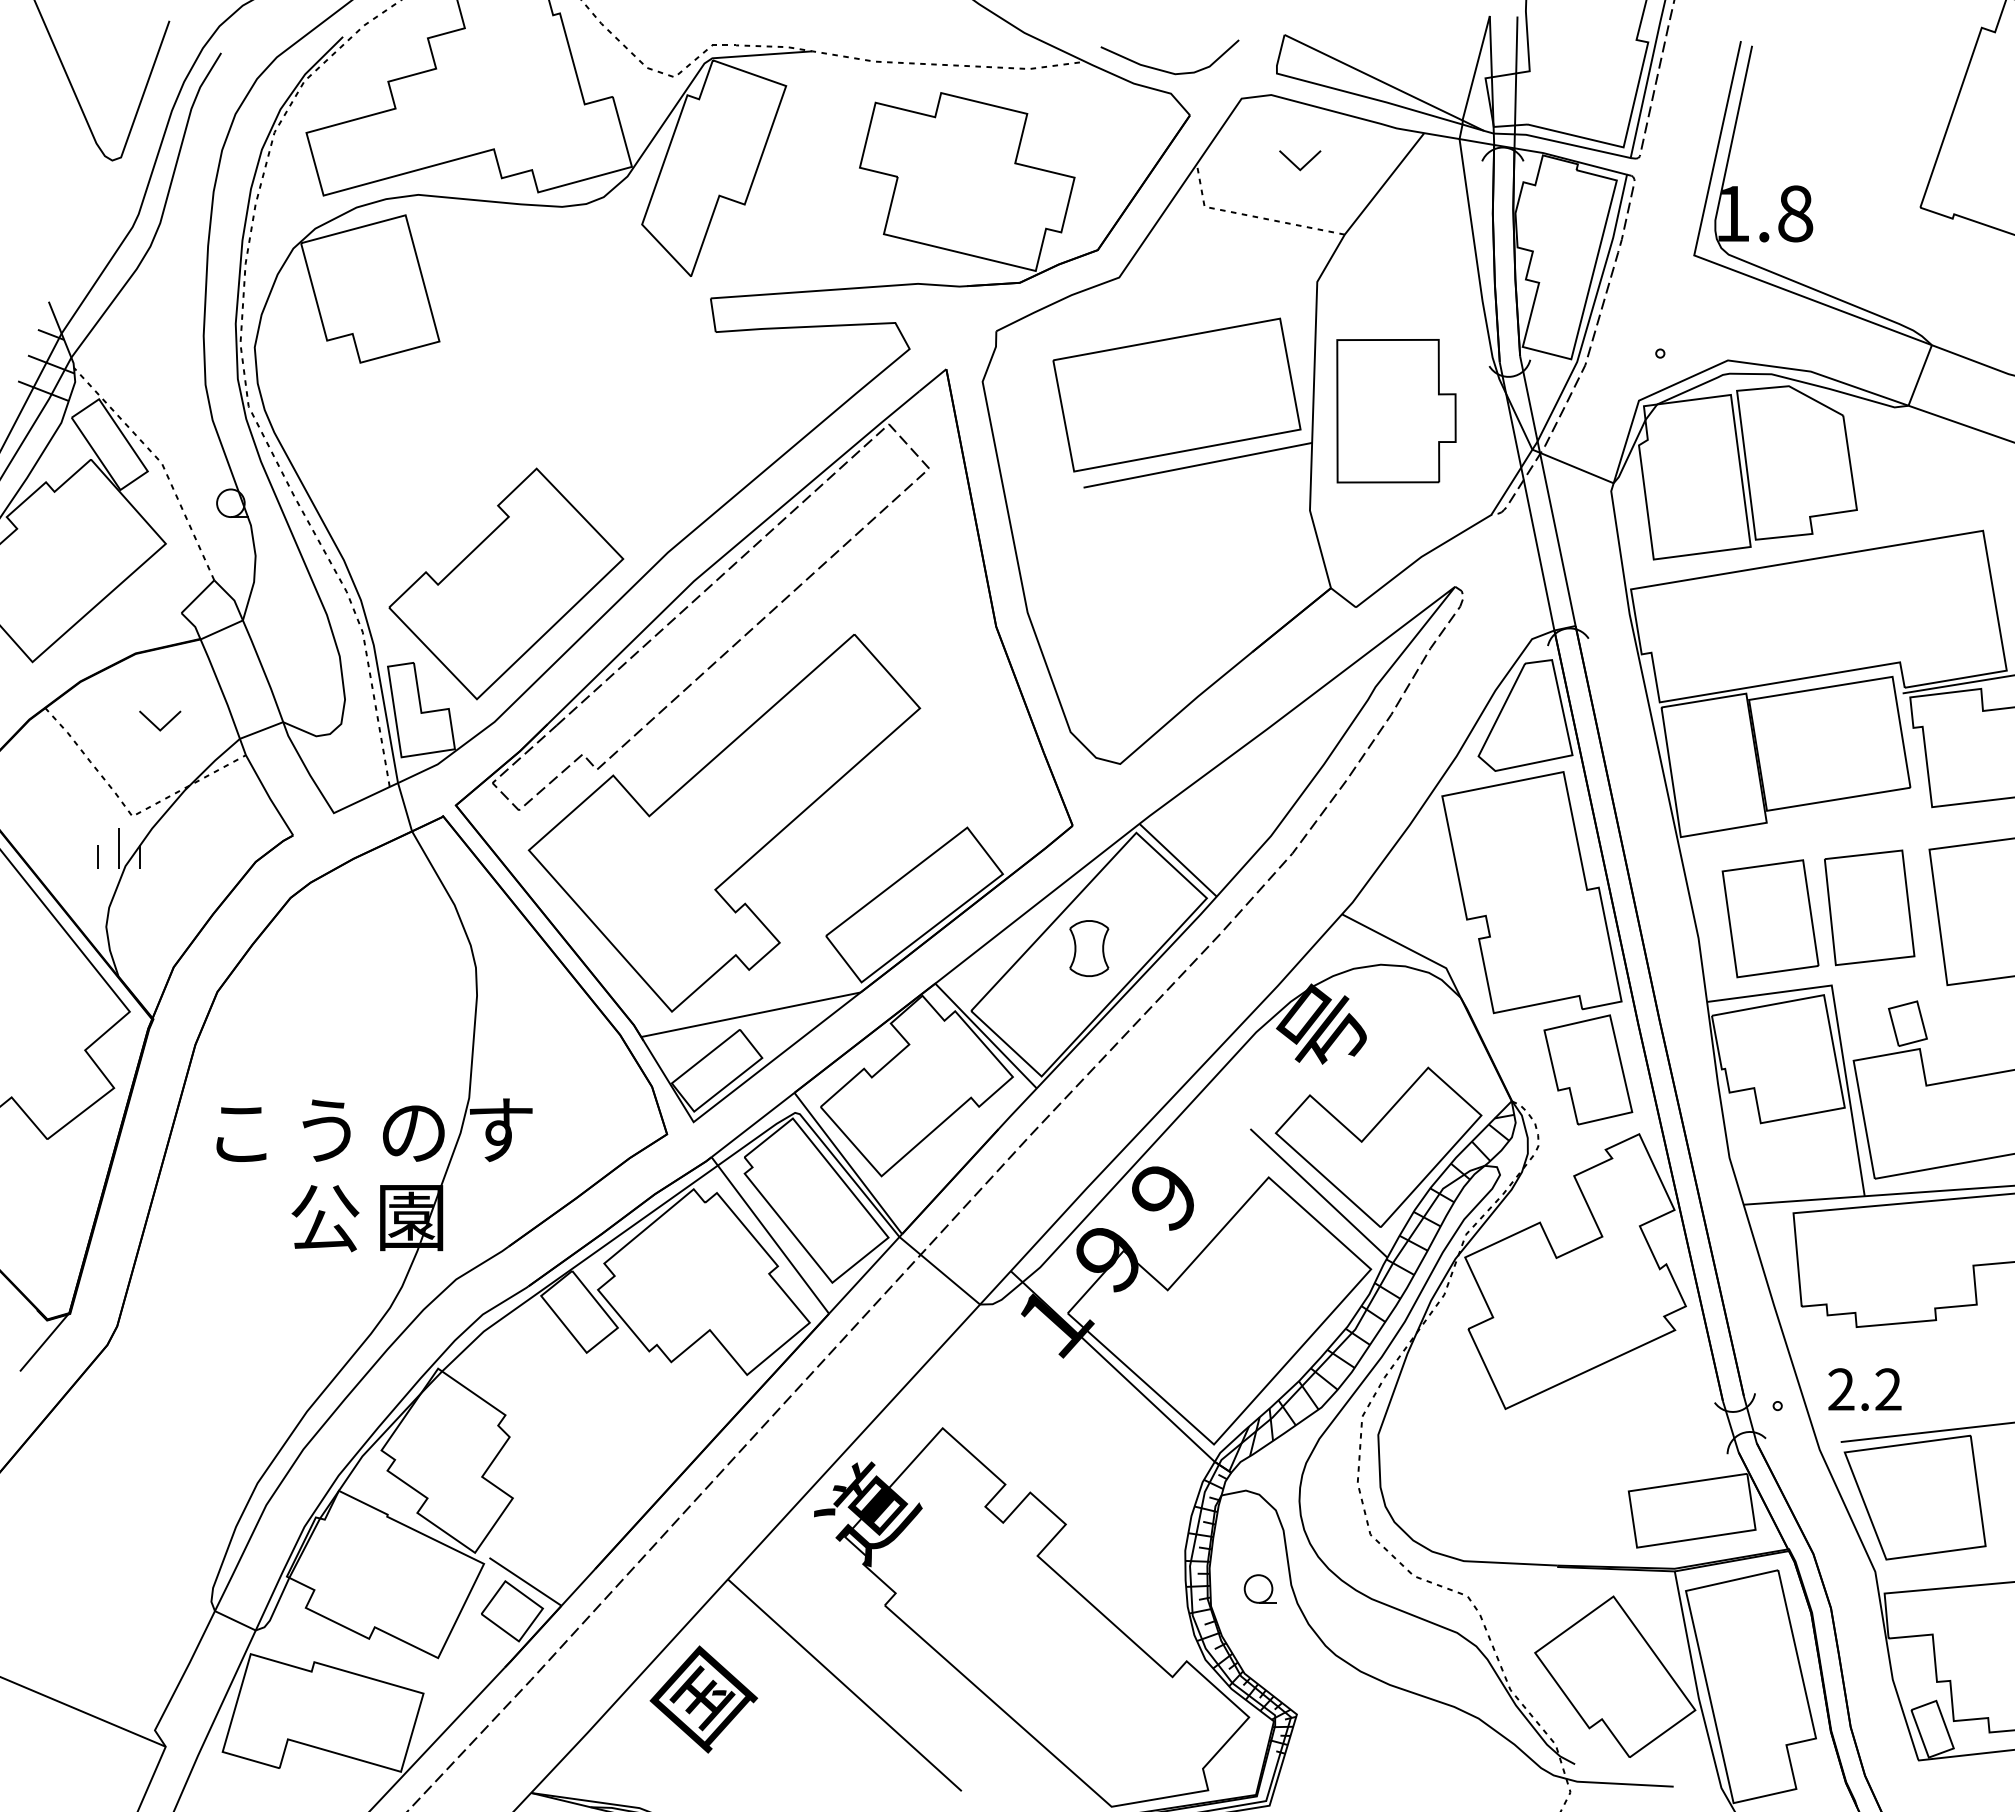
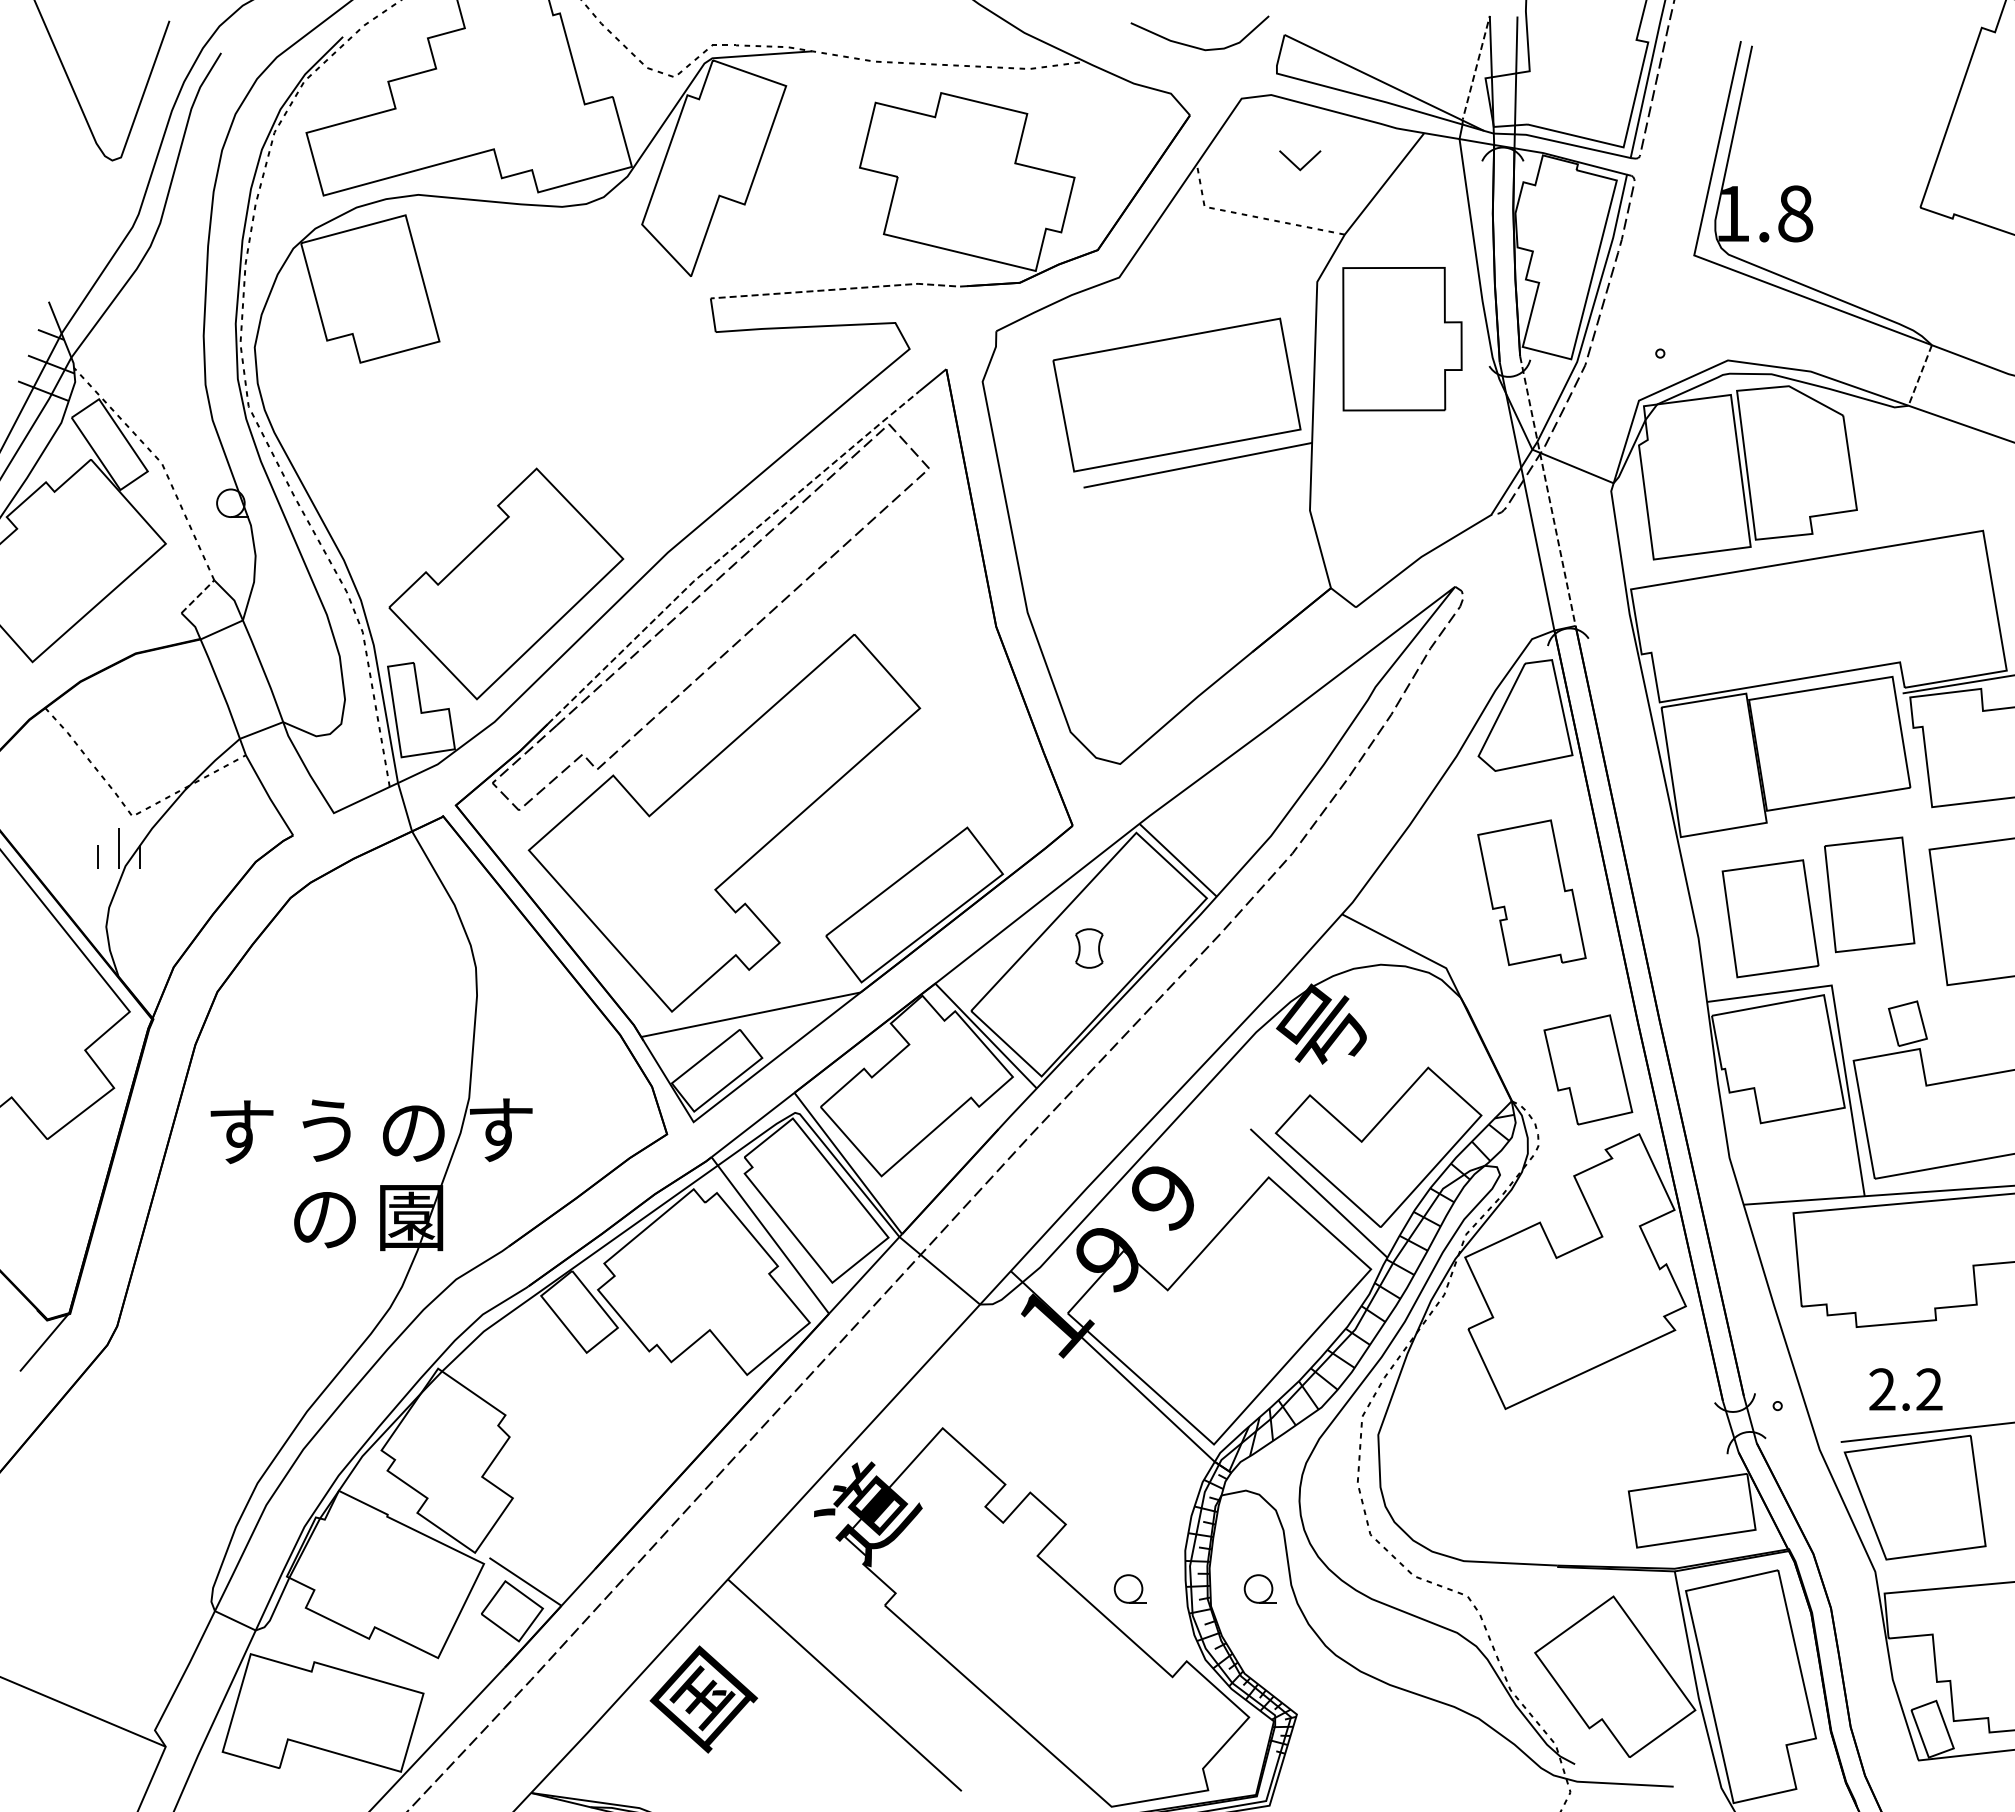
curve position: (1166, 70) -> (1196, 46) (1196, 46)
line: solid -> dashed (1475, 70)
line: solid -> dashed (840, 289)
line: solid -> dashed (1920, 375)
part position: (1396, 411) -> (1402, 339) (1402, 339)
line: solid -> dashed (1547, 491)
line: solid -> dashed (729, 551)
line: solid -> dashed (198, 596)
part: present -> none (155, 724)
part size: 182x244 px -> 110x147 px (1531, 892)
part position: (1869, 907) -> (1869, 894) (1869, 894)
part size: 41x57 px -> 29x41 px (1089, 948)
text: こ -> す (241, 1132)
text: 公 -> の (325, 1218)
text position: (1864, 1389) -> (1905, 1389) (1905, 1389)
part: none -> present (1129, 1588)
